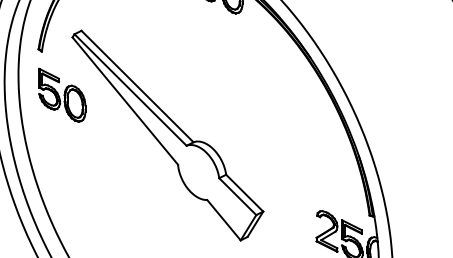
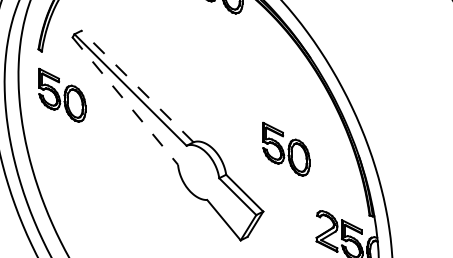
line: solid -> dashed (137, 86)
line: solid -> dashed (125, 101)
part: none -> present (286, 148)
